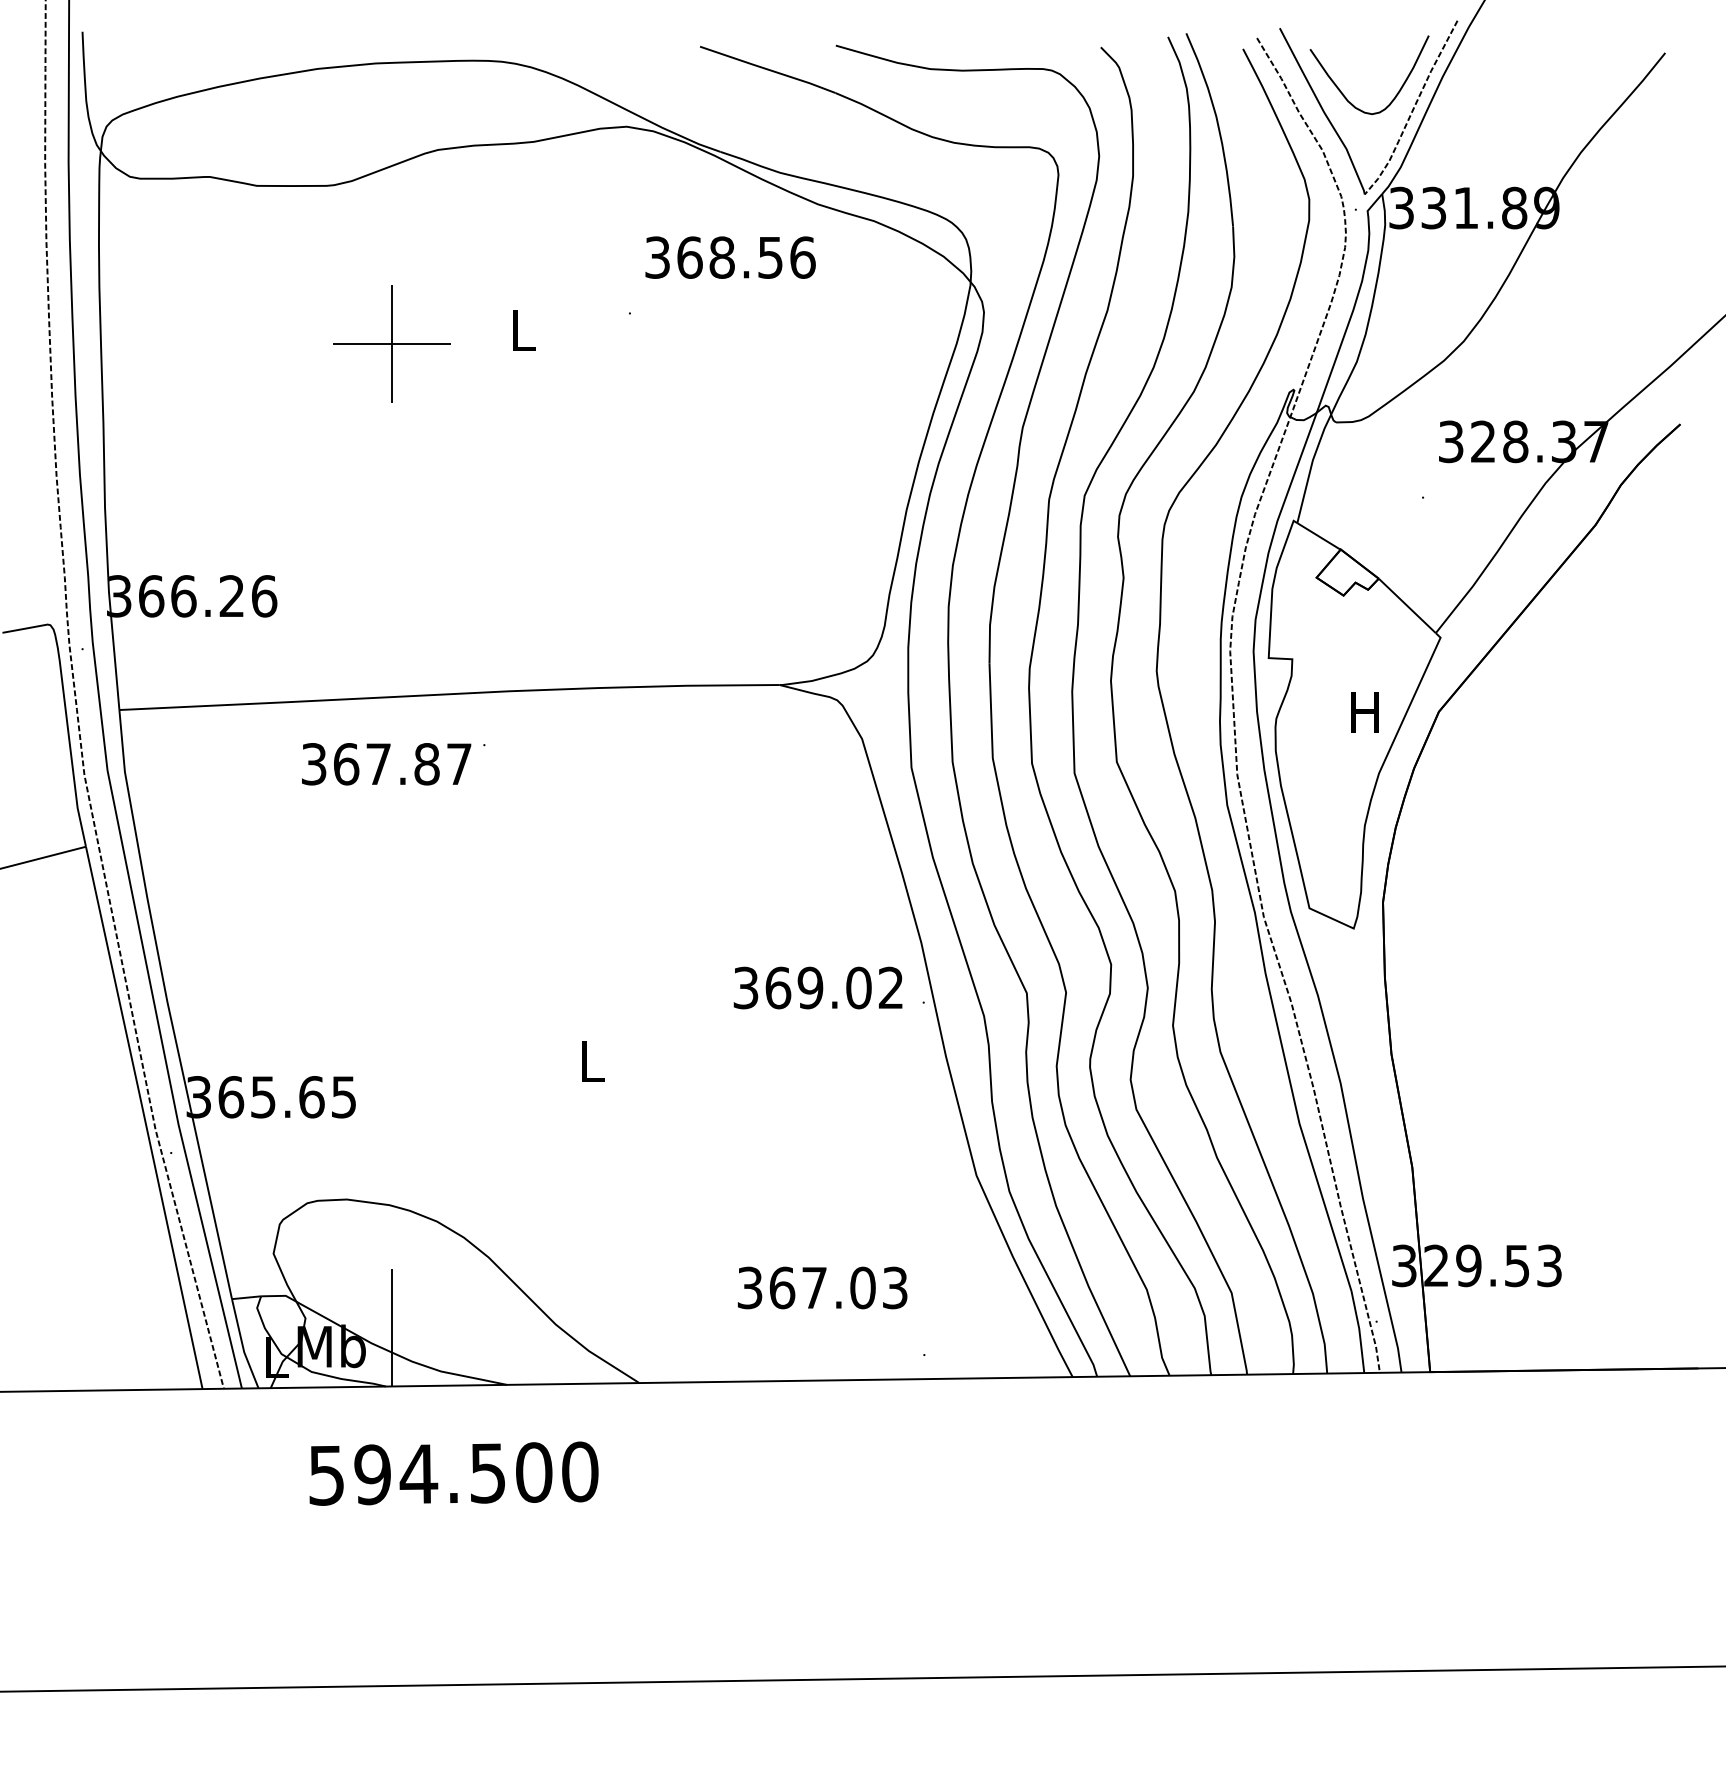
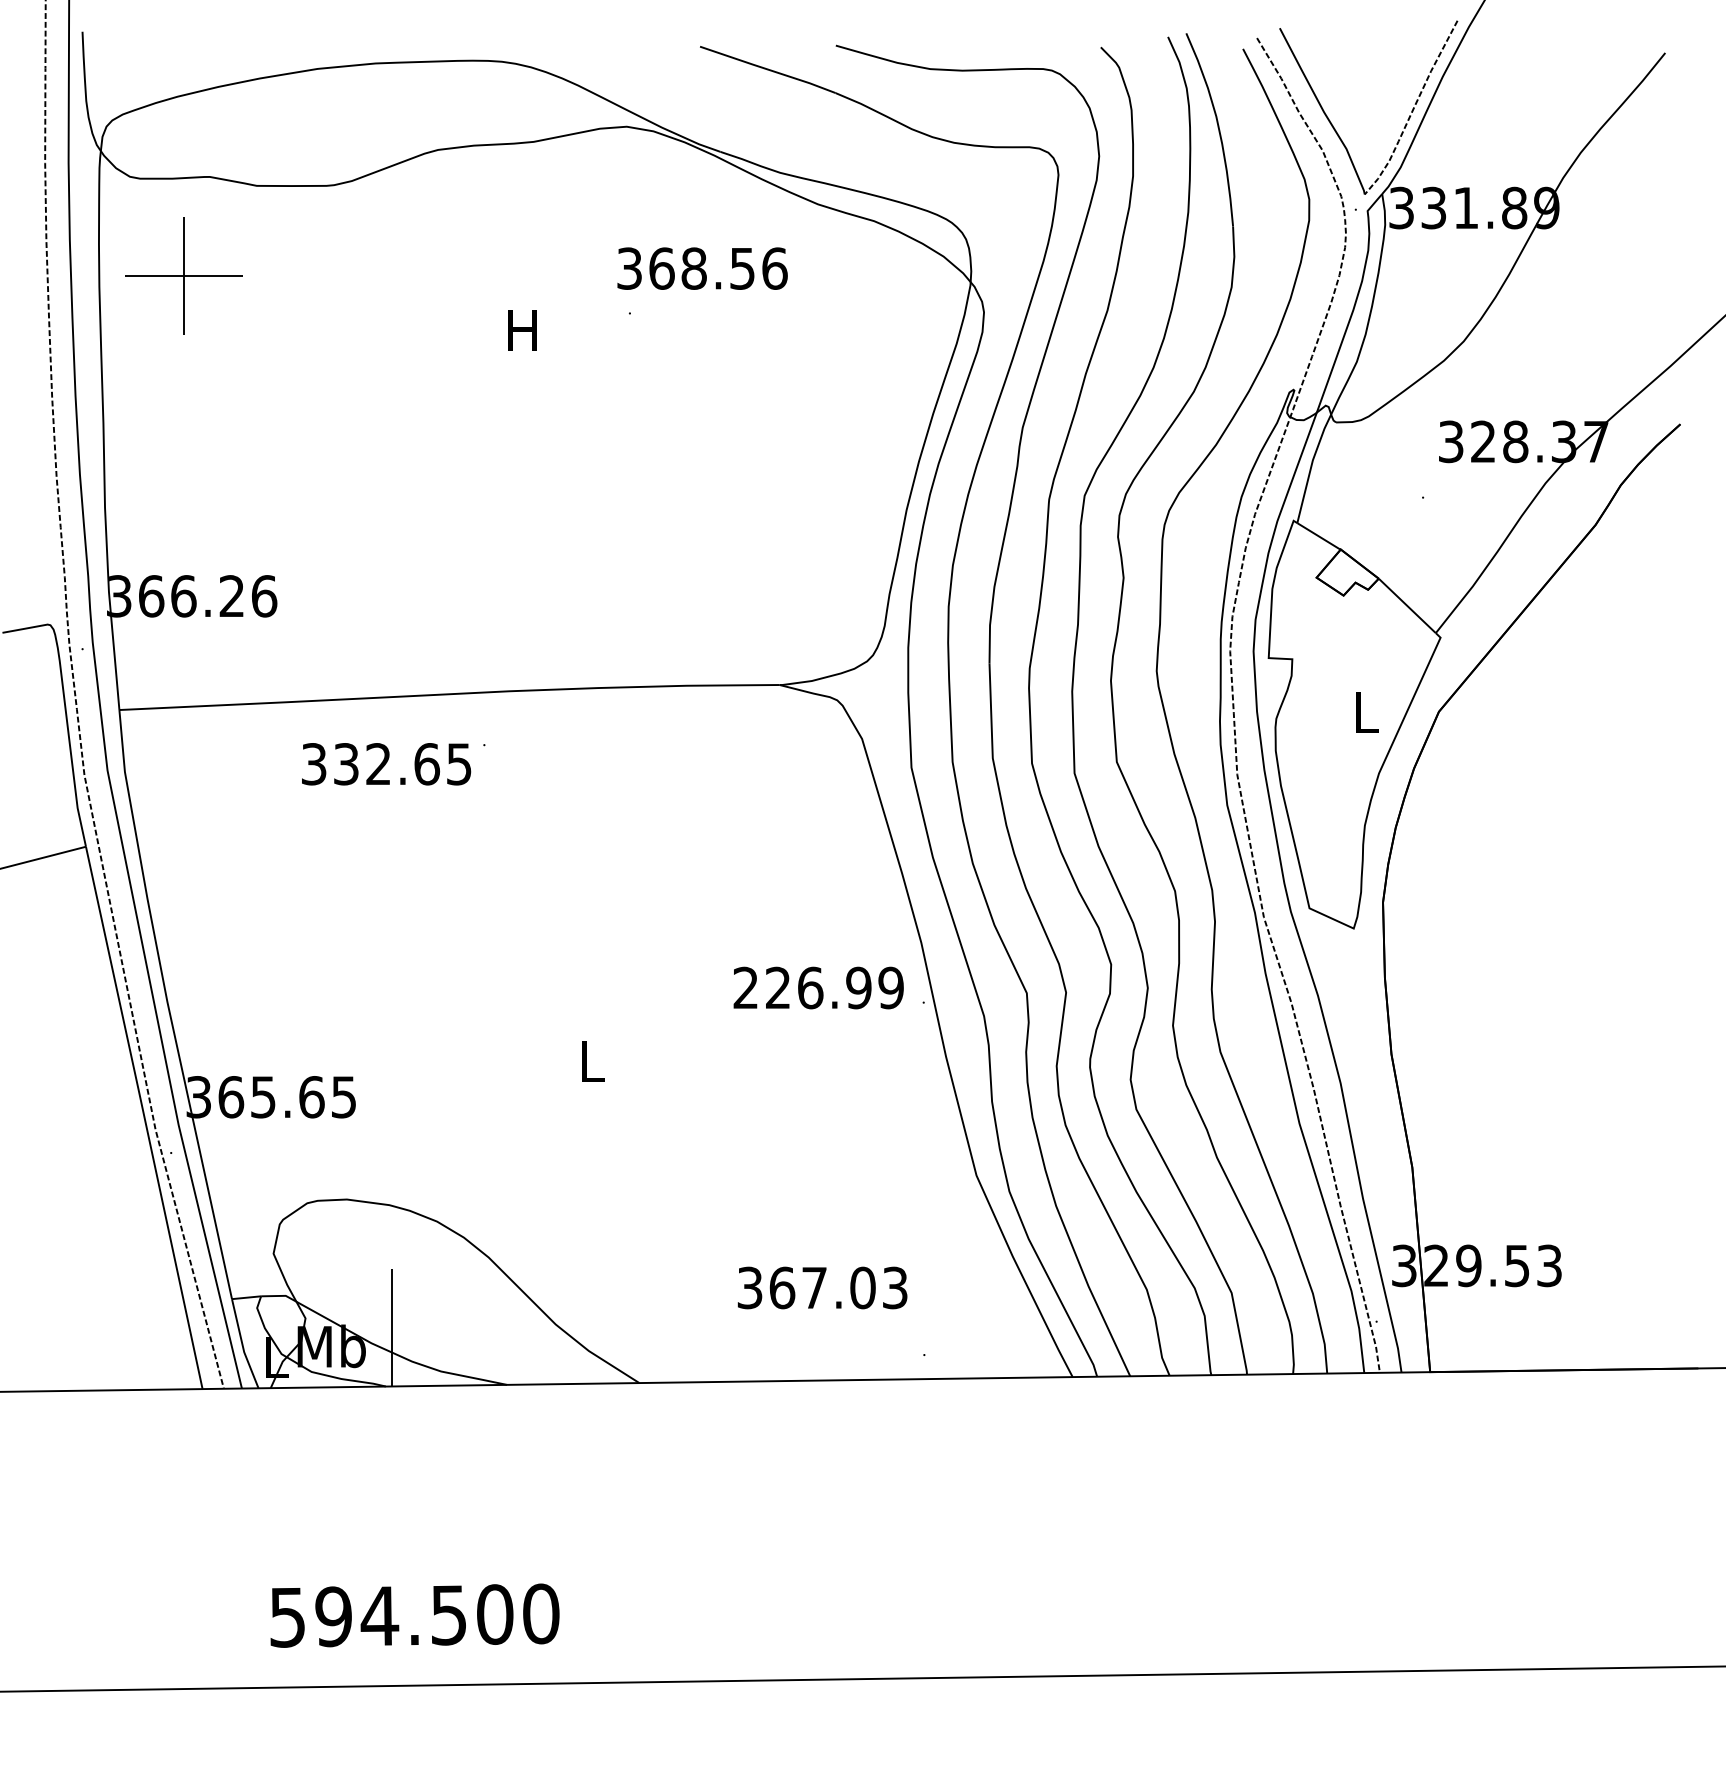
curve: present -> none (1343, 93)
text position: (730, 257) -> (702, 268) (702, 268)
text: L -> H (522, 330)
part position: (391, 343) -> (183, 275) (183, 275)
text: H -> L (1364, 712)
text: 367.87 -> 332.65 (402, 764)
text: 369.02 -> 226.99 (818, 987)
text position: (453, 1473) -> (414, 1615) (414, 1615)
